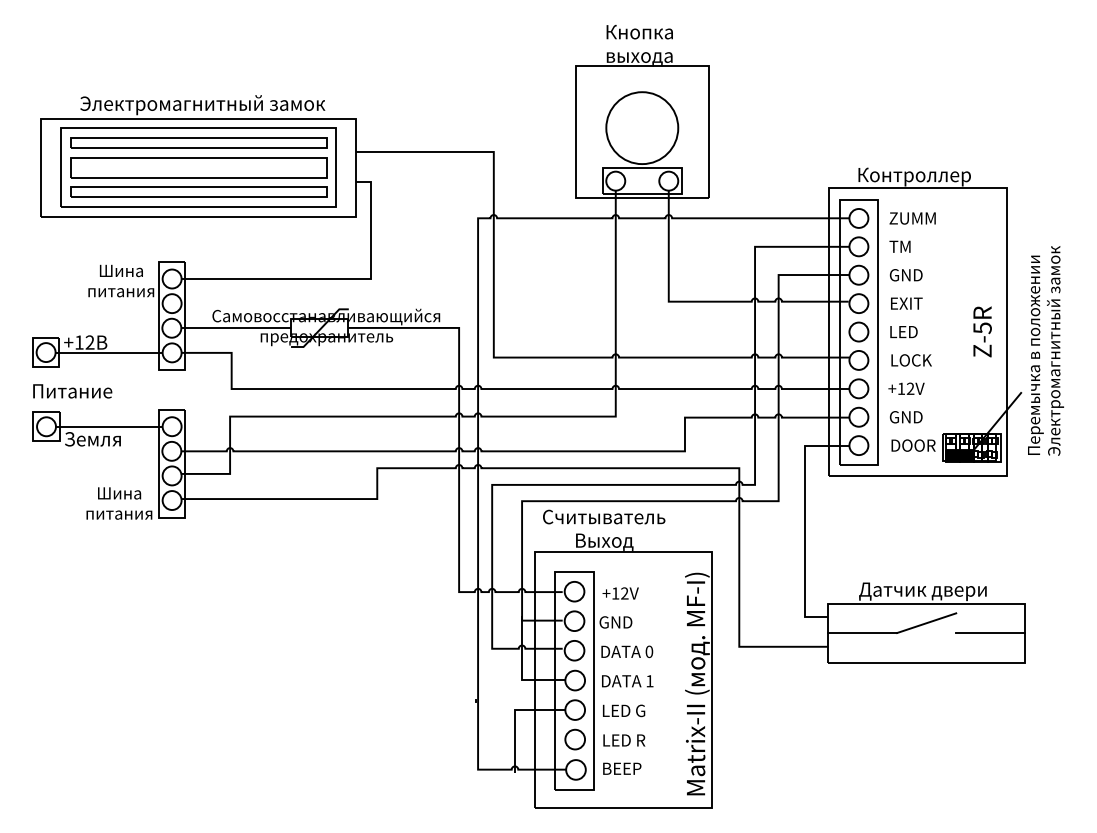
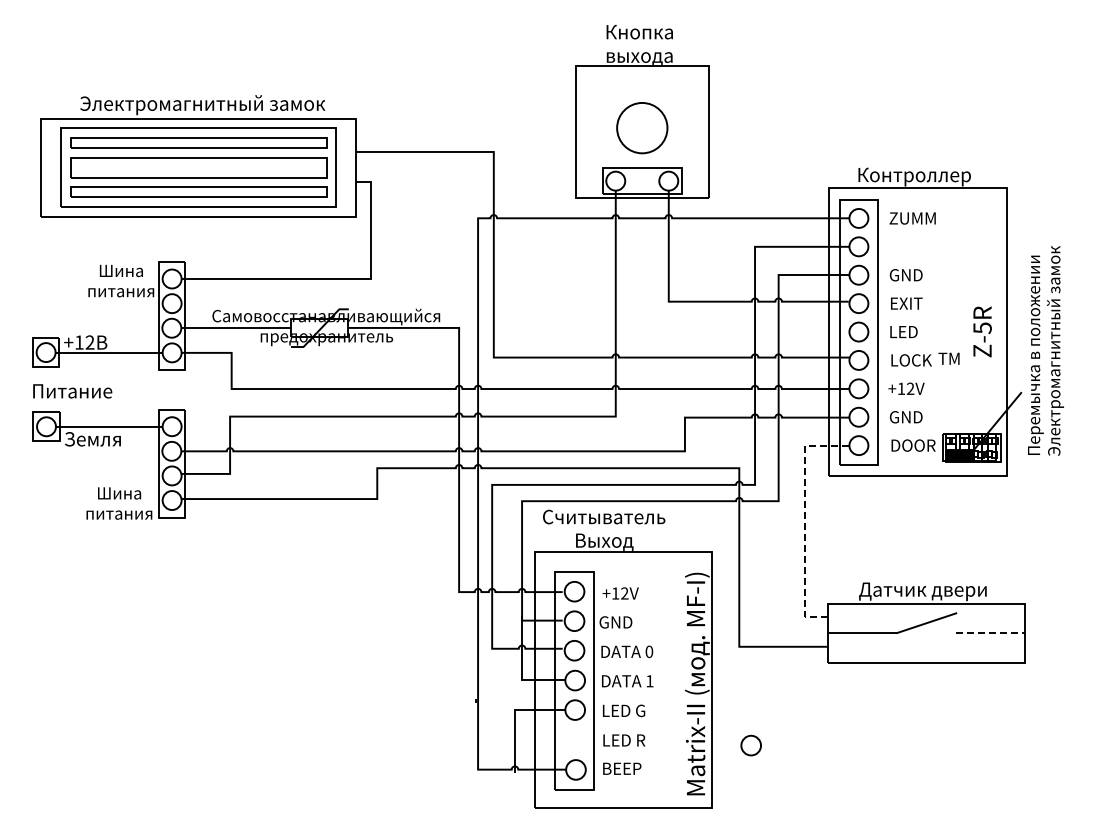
circle diameter: 72 px -> 50 px (642, 127)
text position: (899, 246) -> (948, 358) (948, 358)
line: solid -> dashed (805, 520)
line: solid -> dashed (991, 633)
circle position: (574, 739) -> (750, 745) (750, 745)
